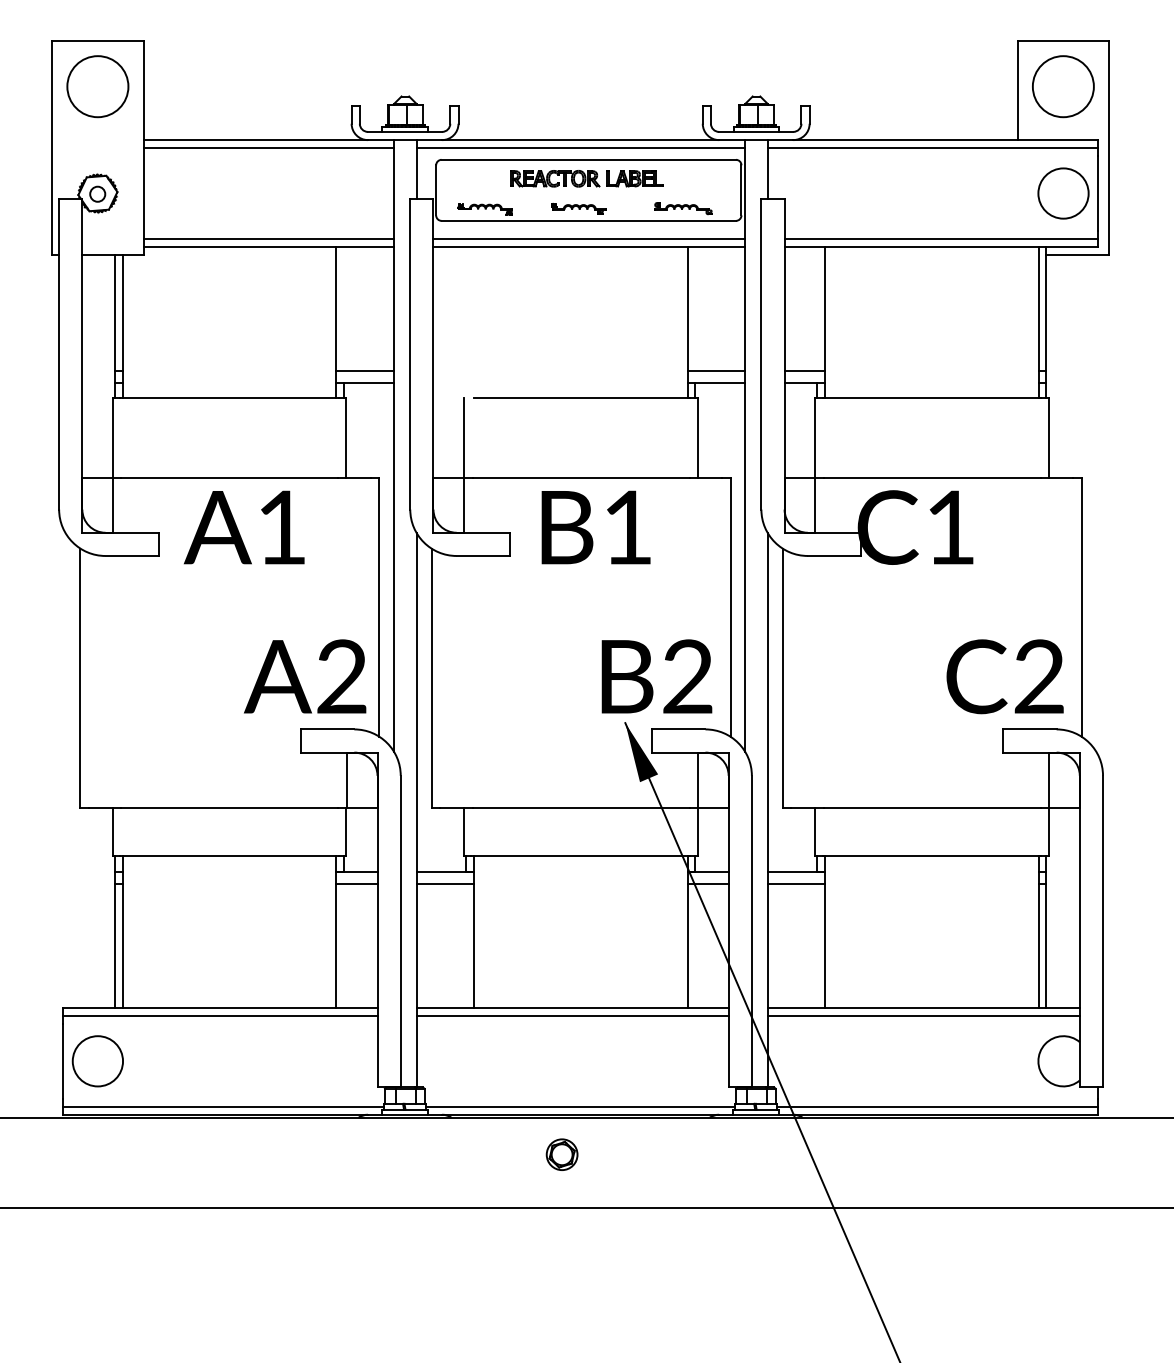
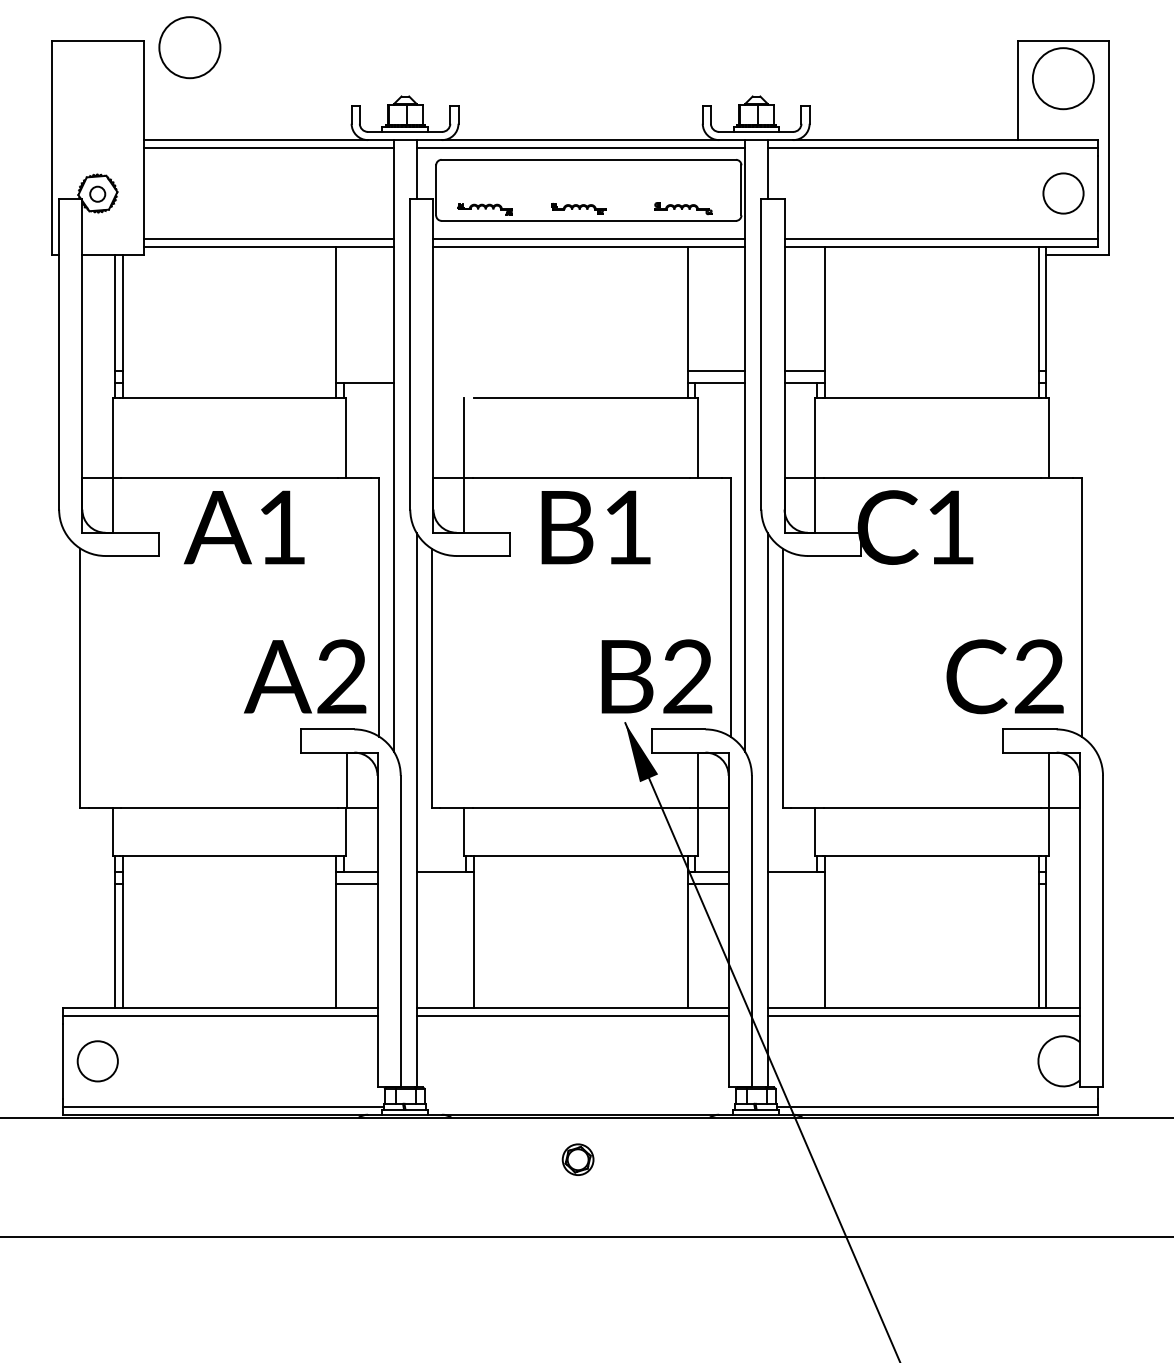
circle position: (97, 86) -> (189, 47) (189, 47)
circle position: (1063, 86) -> (1063, 78) (1063, 78)
part: present -> none (586, 178)
circle size: 53x53 px -> 43x43 px (1063, 193)
line: present -> none (364, 370)
line: present -> none (444, 883)
line: present -> none (795, 883)
circle size: 53x53 px -> 43x43 px (97, 1061)
line: present -> none (580, 1106)
part position: (561, 1154) -> (577, 1159) (577, 1159)
line position: (586, 1208) -> (586, 1237) (586, 1237)
